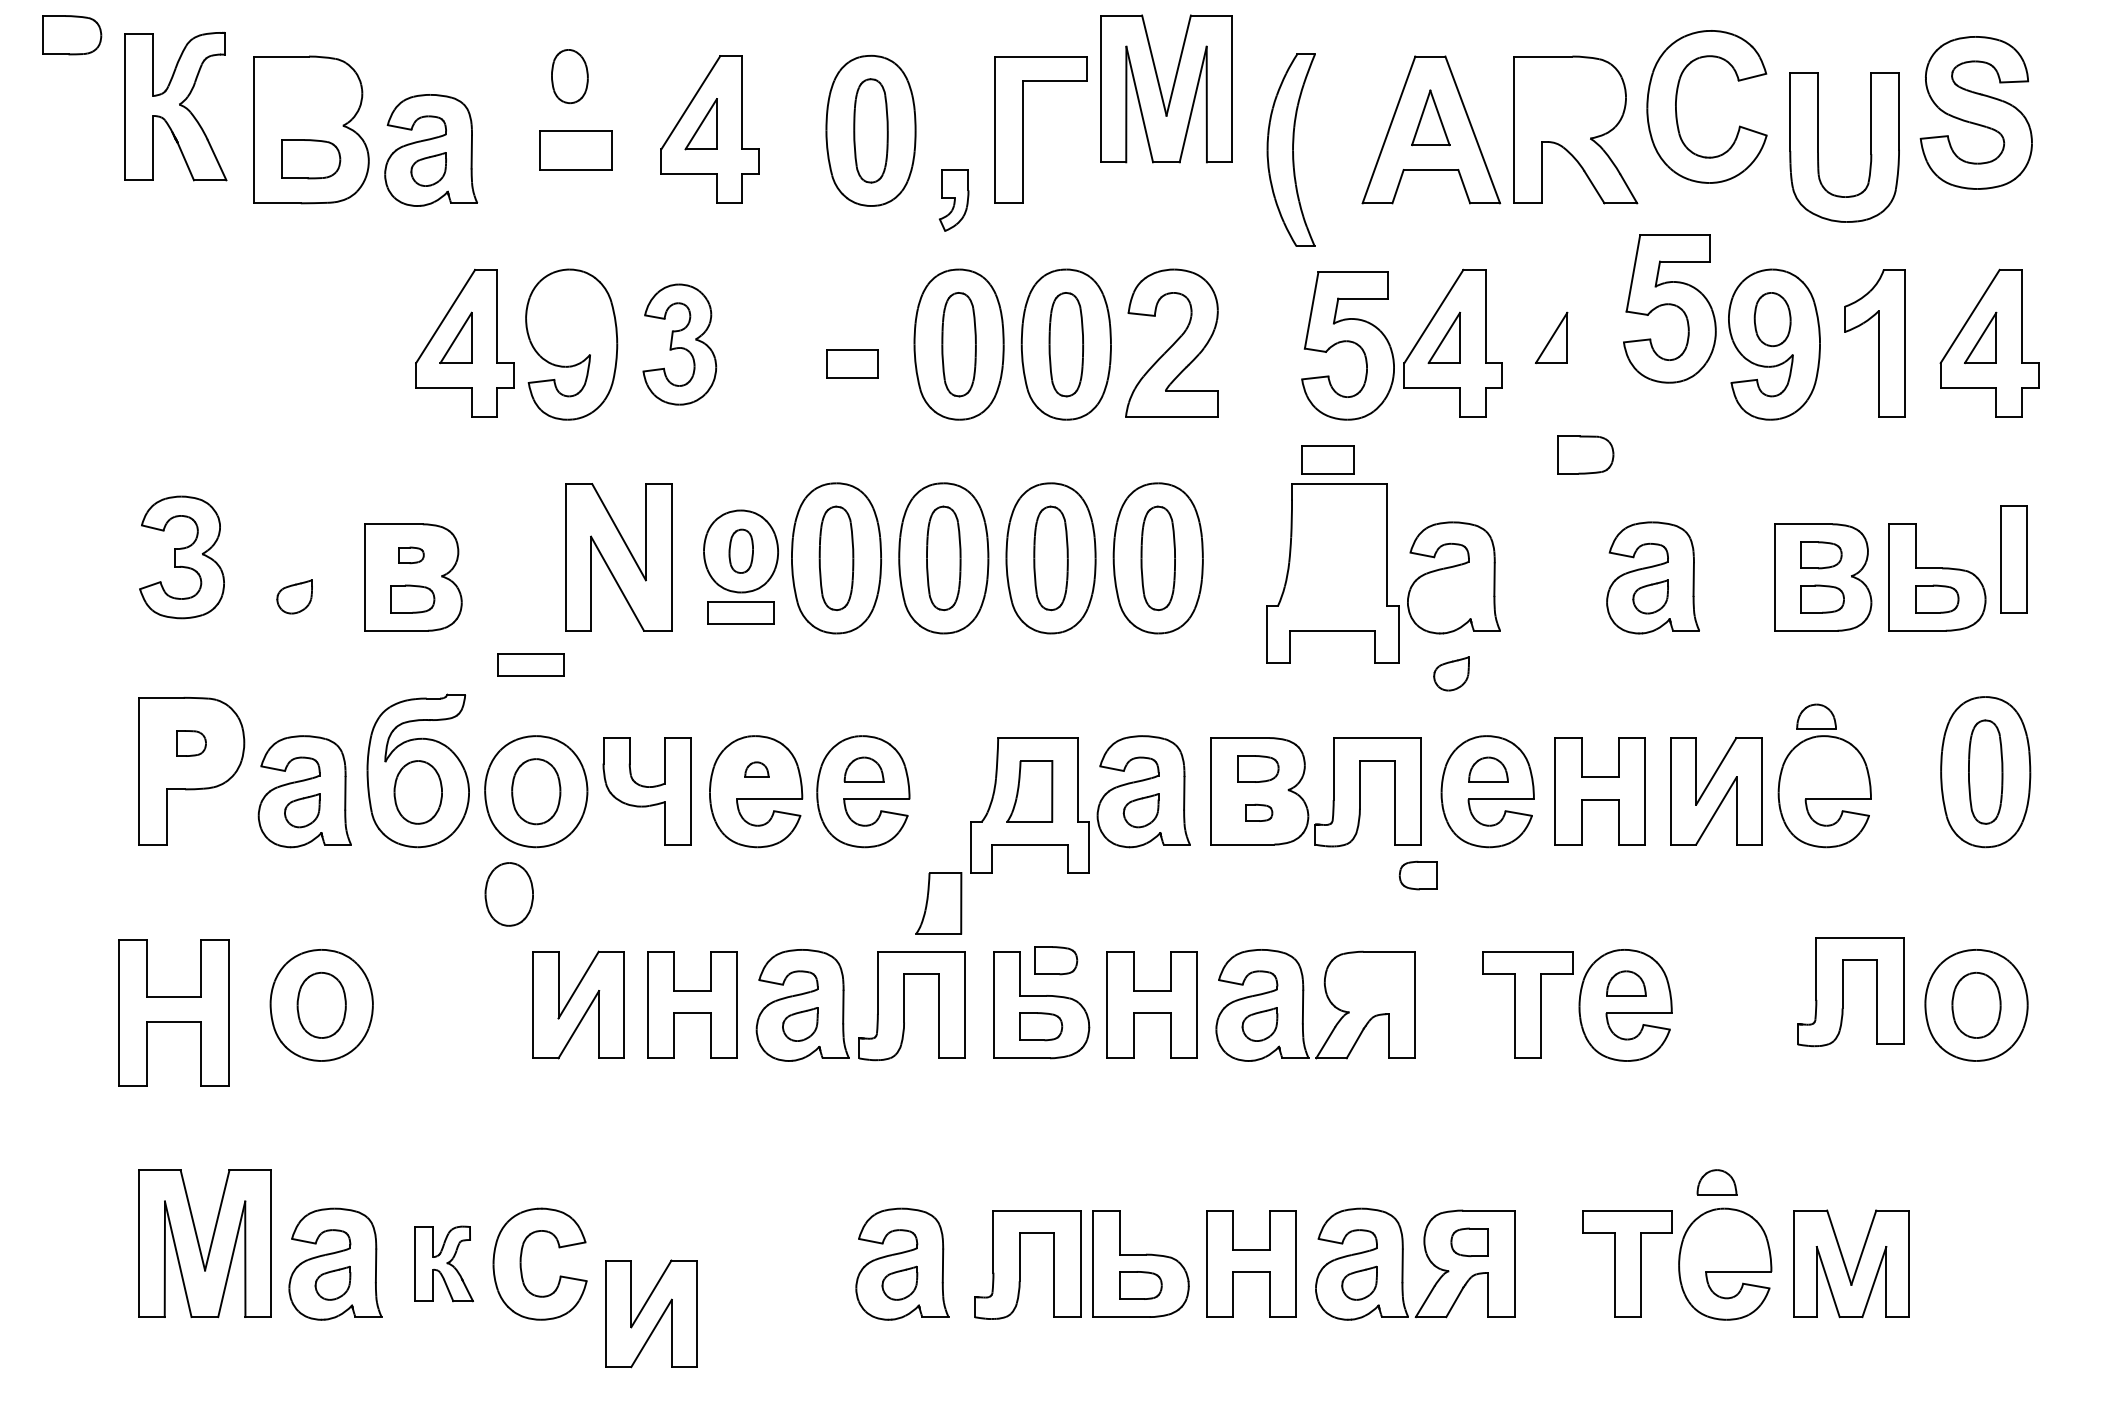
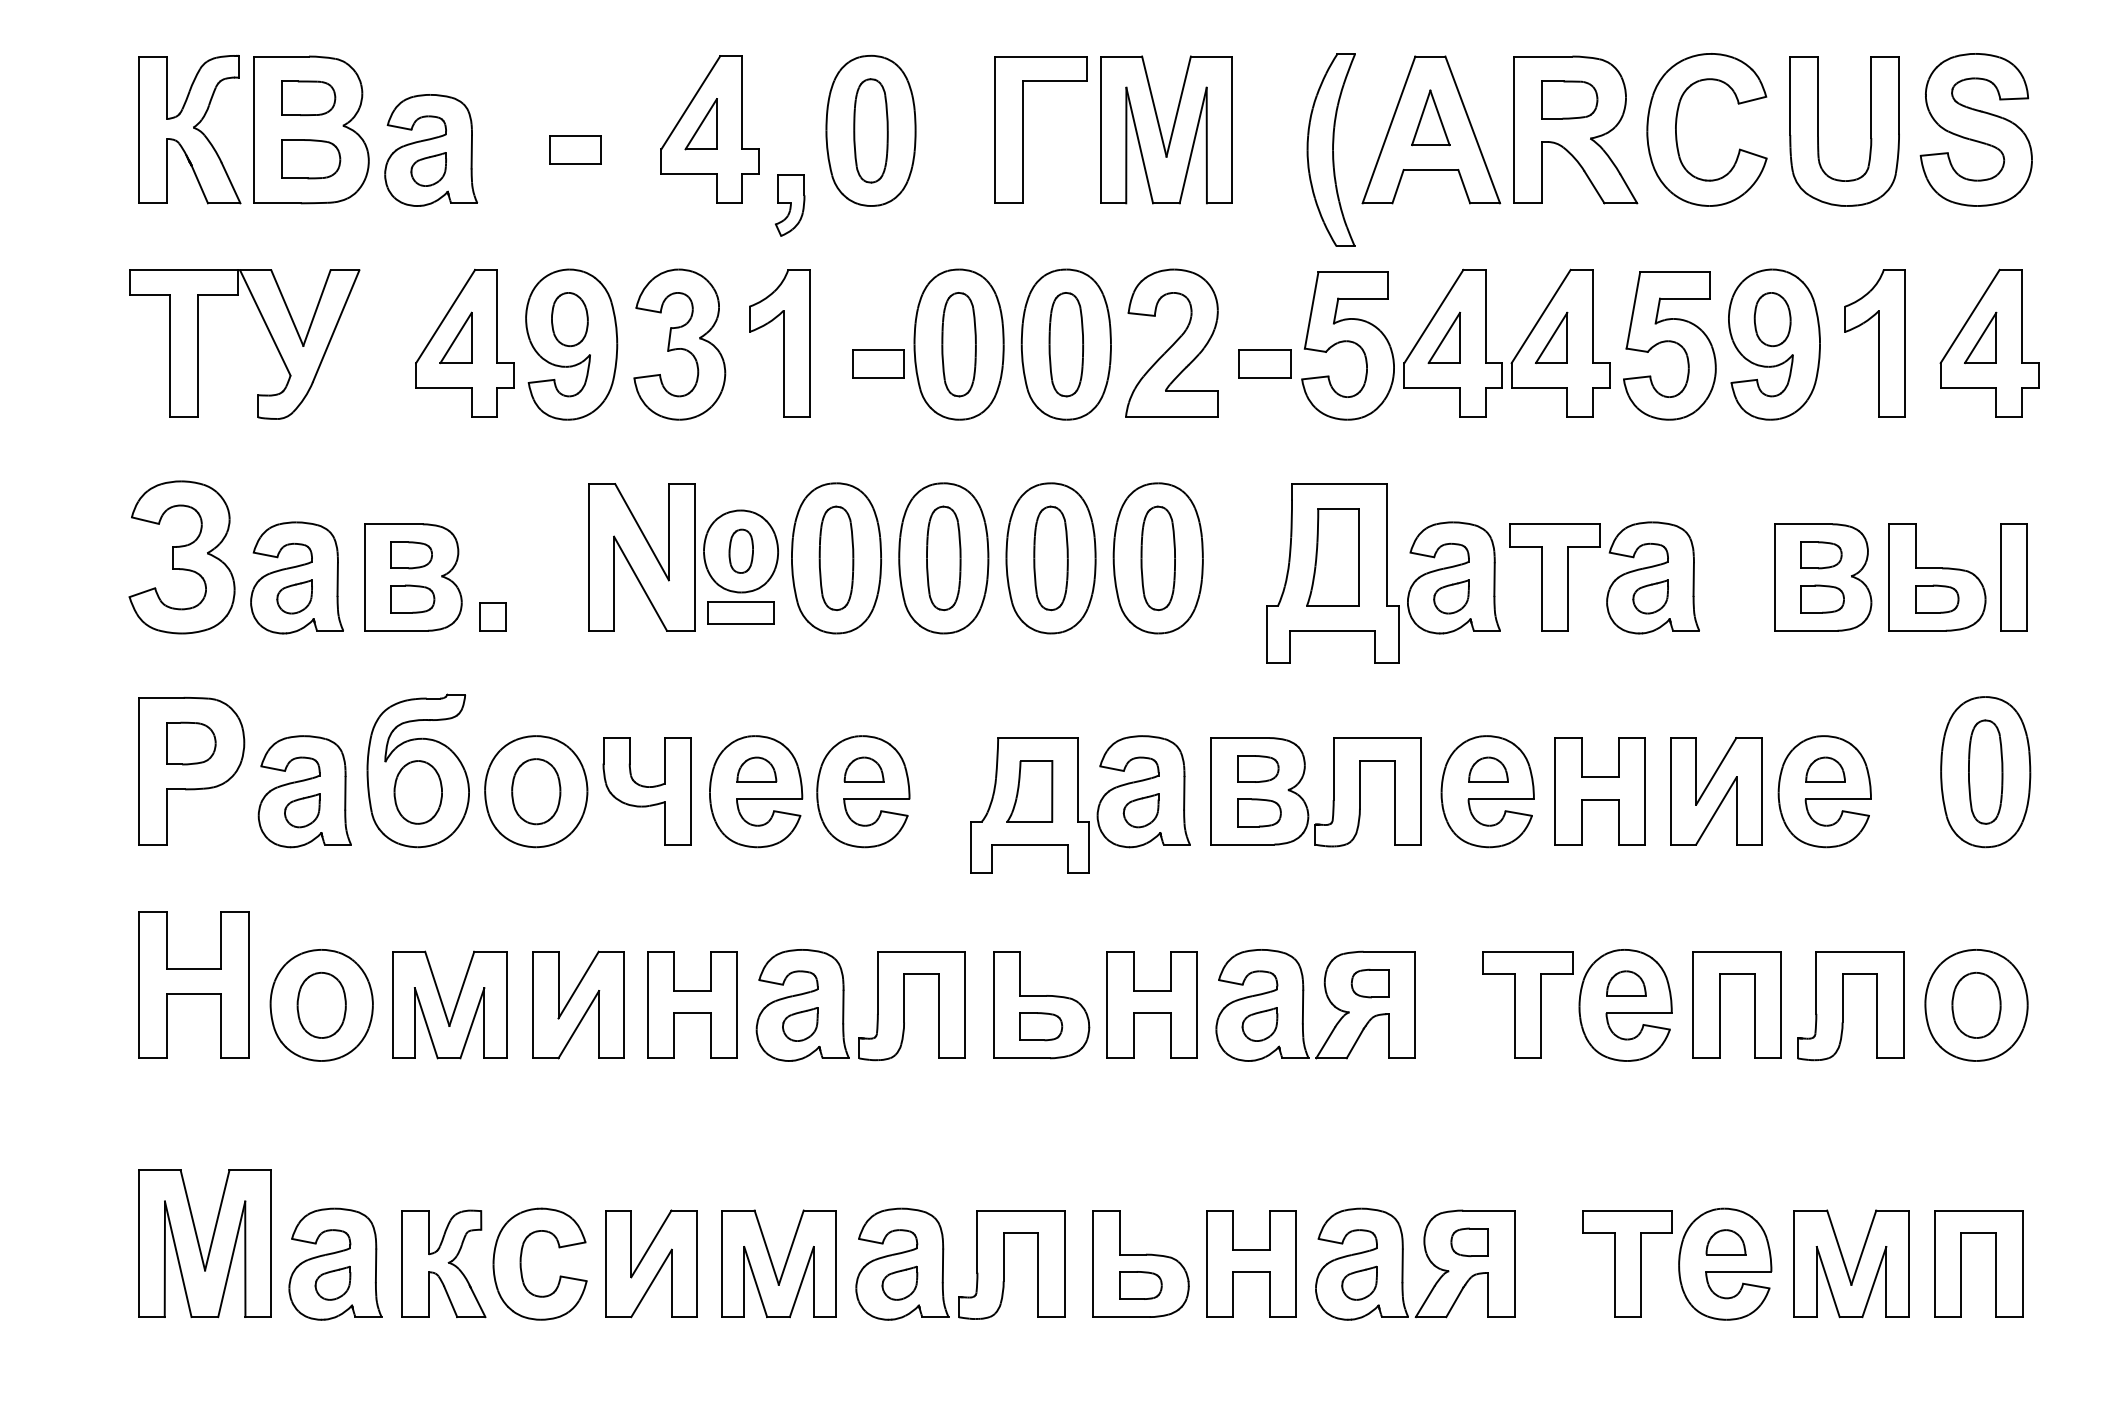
part: present -> none (72, 35)
part position: (569, 76) -> (569, 319) (569, 319)
part position: (1166, 88) -> (1166, 129) (1166, 129)
part: none -> present (308, 98)
part position: (175, 106) -> (189, 129) (189, 129)
part position: (1975, 112) -> (1975, 129) (1975, 129)
part position: (1677, 113) -> (1677, 136) (1677, 136)
part position: (1818, 147) -> (1818, 131) (1818, 131)
part position: (1290, 149) -> (1330, 149) (1330, 149)
part size: 74x41 px -> 53x30 px (575, 149)
part position: (953, 200) -> (789, 205) (789, 205)
part position: (1669, 308) -> (1669, 345) (1669, 345)
part: none -> present (268, 332)
part: none -> present (1560, 342)
part: none -> present (779, 343)
part size: 76x123 px -> 94x153 px (679, 344)
part position: (852, 363) -> (878, 363) (878, 363)
part position: (1585, 454) -> (1569, 99) (1569, 99)
part position: (1327, 459) -> (1264, 363) (1264, 363)
part size: 27x19 px -> 43x29 px (411, 555)
part size: 86x125 px -> 108x155 px (181, 557)
part position: (618, 557) -> (641, 557) (641, 557)
part: none -> present (1332, 557)
part position: (2013, 559) -> (2013, 577) (2013, 577)
part: none -> present (296, 577)
part: none -> present (1554, 577)
part: none -> present (492, 616)
part: present -> none (530, 664)
part position: (1451, 673) -> (1451, 596) (1451, 596)
part position: (1816, 716) -> (1825, 769) (1825, 769)
part size: 31x27 px -> 51x45 px (191, 743)
part size: 26x17 px -> 42x27 px (756, 769)
part size: 29x19 px -> 45x30 px (1259, 812)
part position: (1417, 875) -> (1369, 983) (1369, 983)
part: present -> none (508, 894)
part: present -> none (938, 903)
part: present -> none (1056, 960)
part position: (1843, 992) -> (1843, 1006) (1843, 1006)
part: none -> present (449, 1004)
part: none -> present (1720, 1004)
part position: (173, 1012) -> (193, 984) (193, 984)
part position: (1716, 1182) -> (1725, 1242) (1725, 1242)
part size: 60x78 px -> 86x110 px (443, 1263)
part: none -> present (778, 1263)
part: none -> present (1961, 1263)
part position: (1020, 1264) -> (1004, 1264) (1004, 1264)
part position: (651, 1313) -> (651, 1263) (651, 1263)
